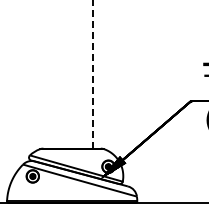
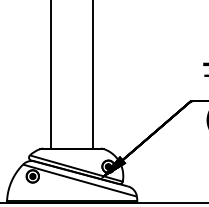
line: dashed -> solid (93, 74)
line: none -> present (51, 75)
